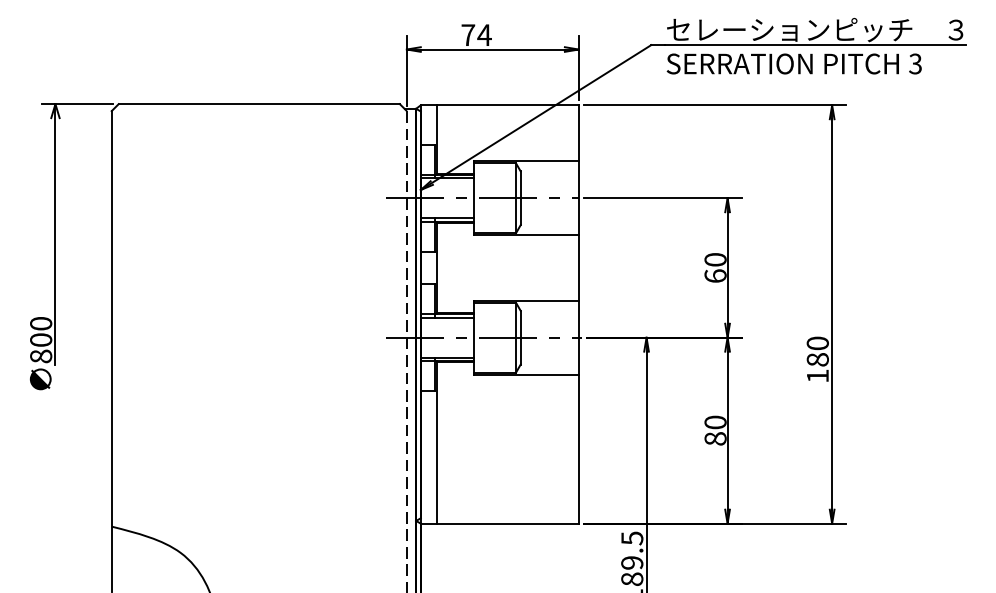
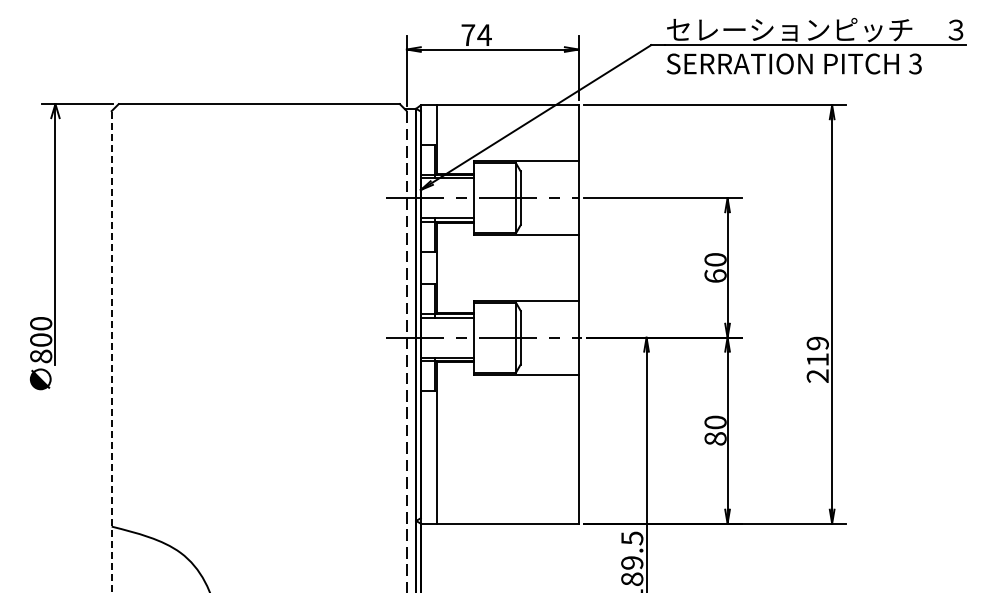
line: solid -> dashed (111, 351)
text: 180 -> 219 (817, 359)
